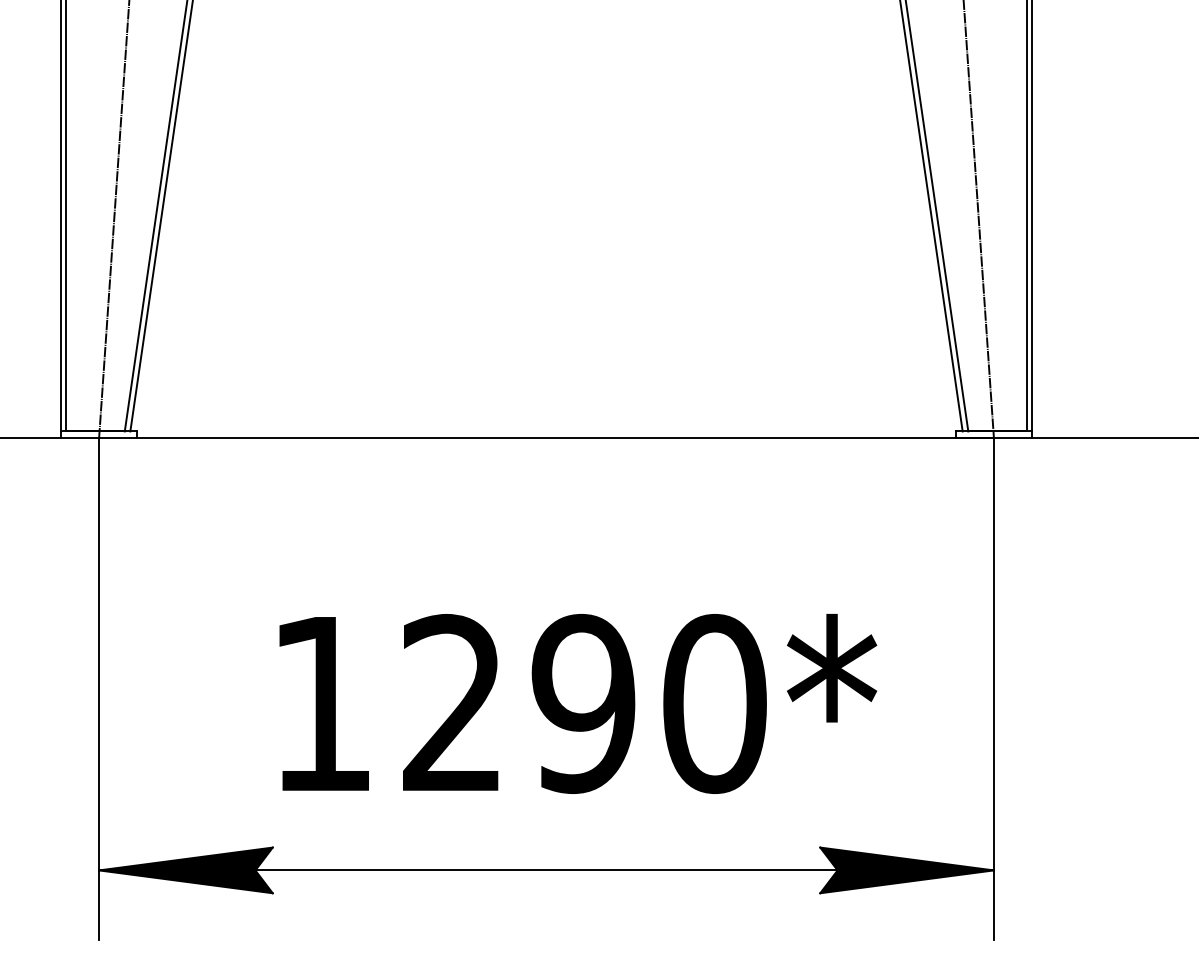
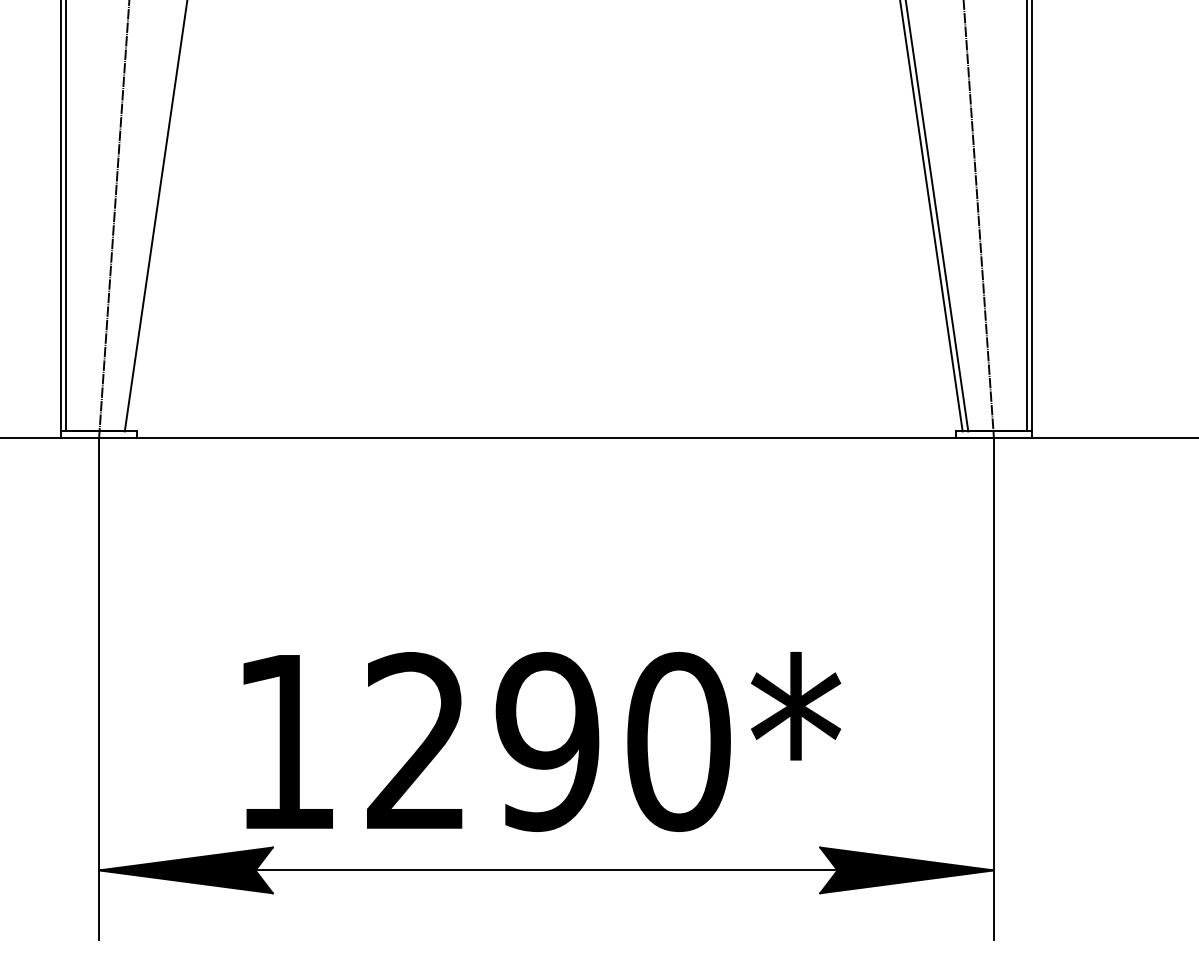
line: present -> none (161, 216)
text position: (578, 703) -> (542, 741) (542, 741)
